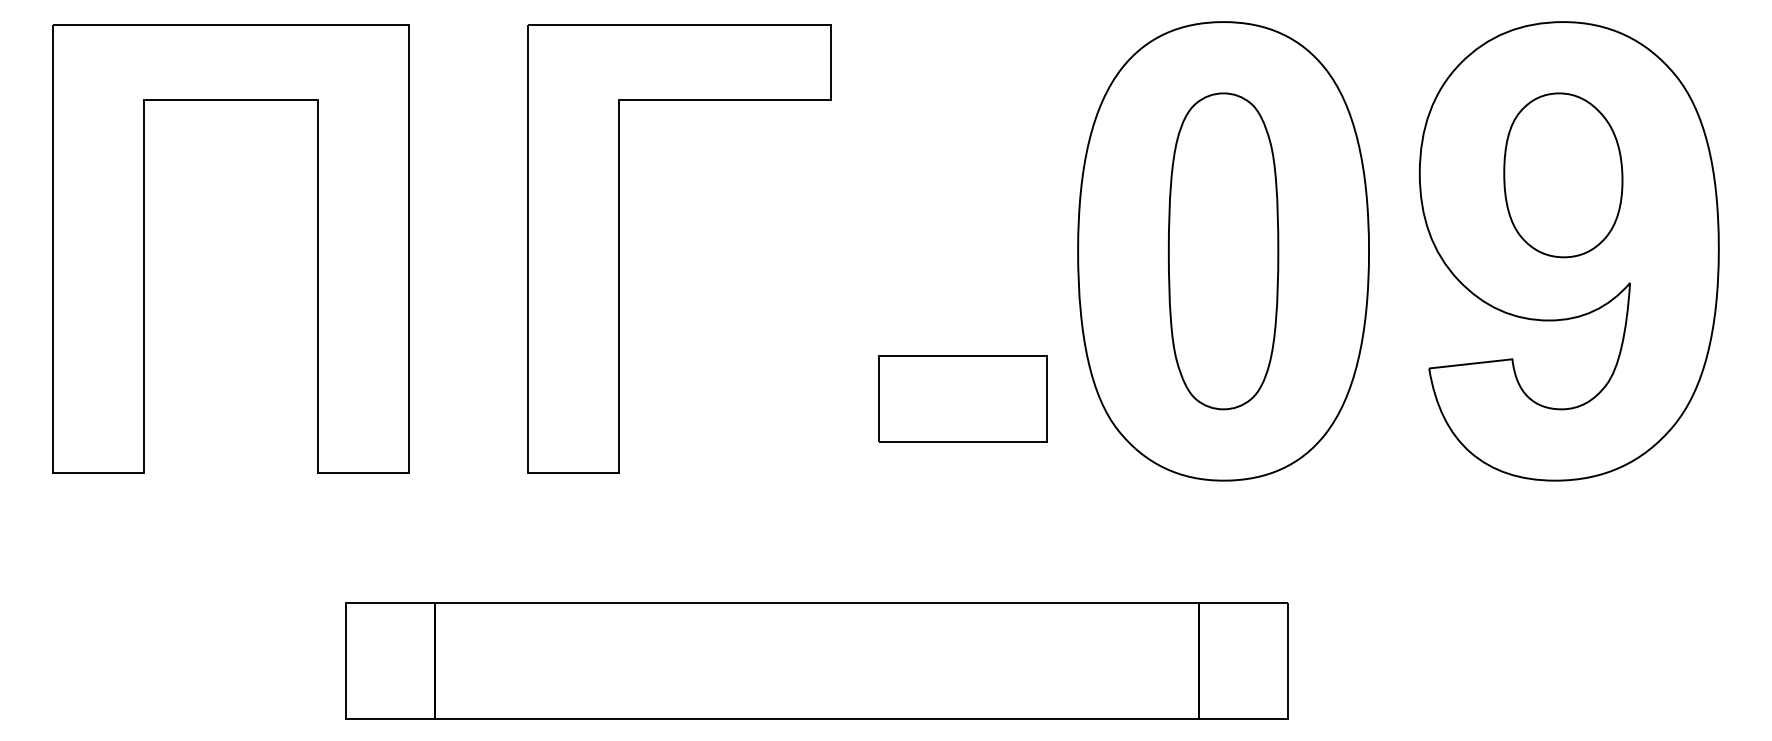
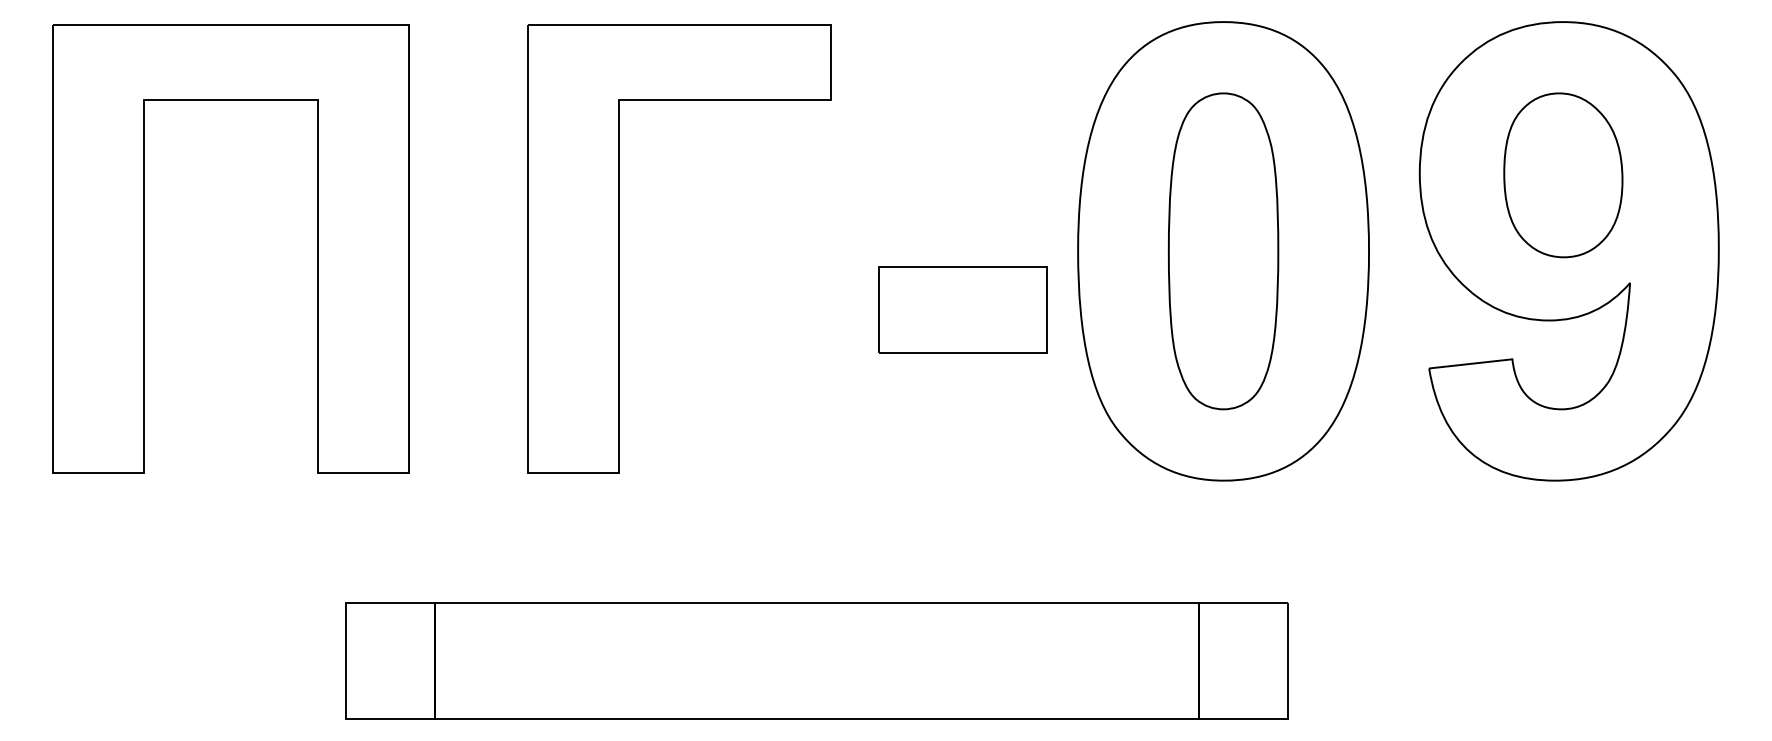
part position: (962, 398) -> (962, 309) (962, 309)
